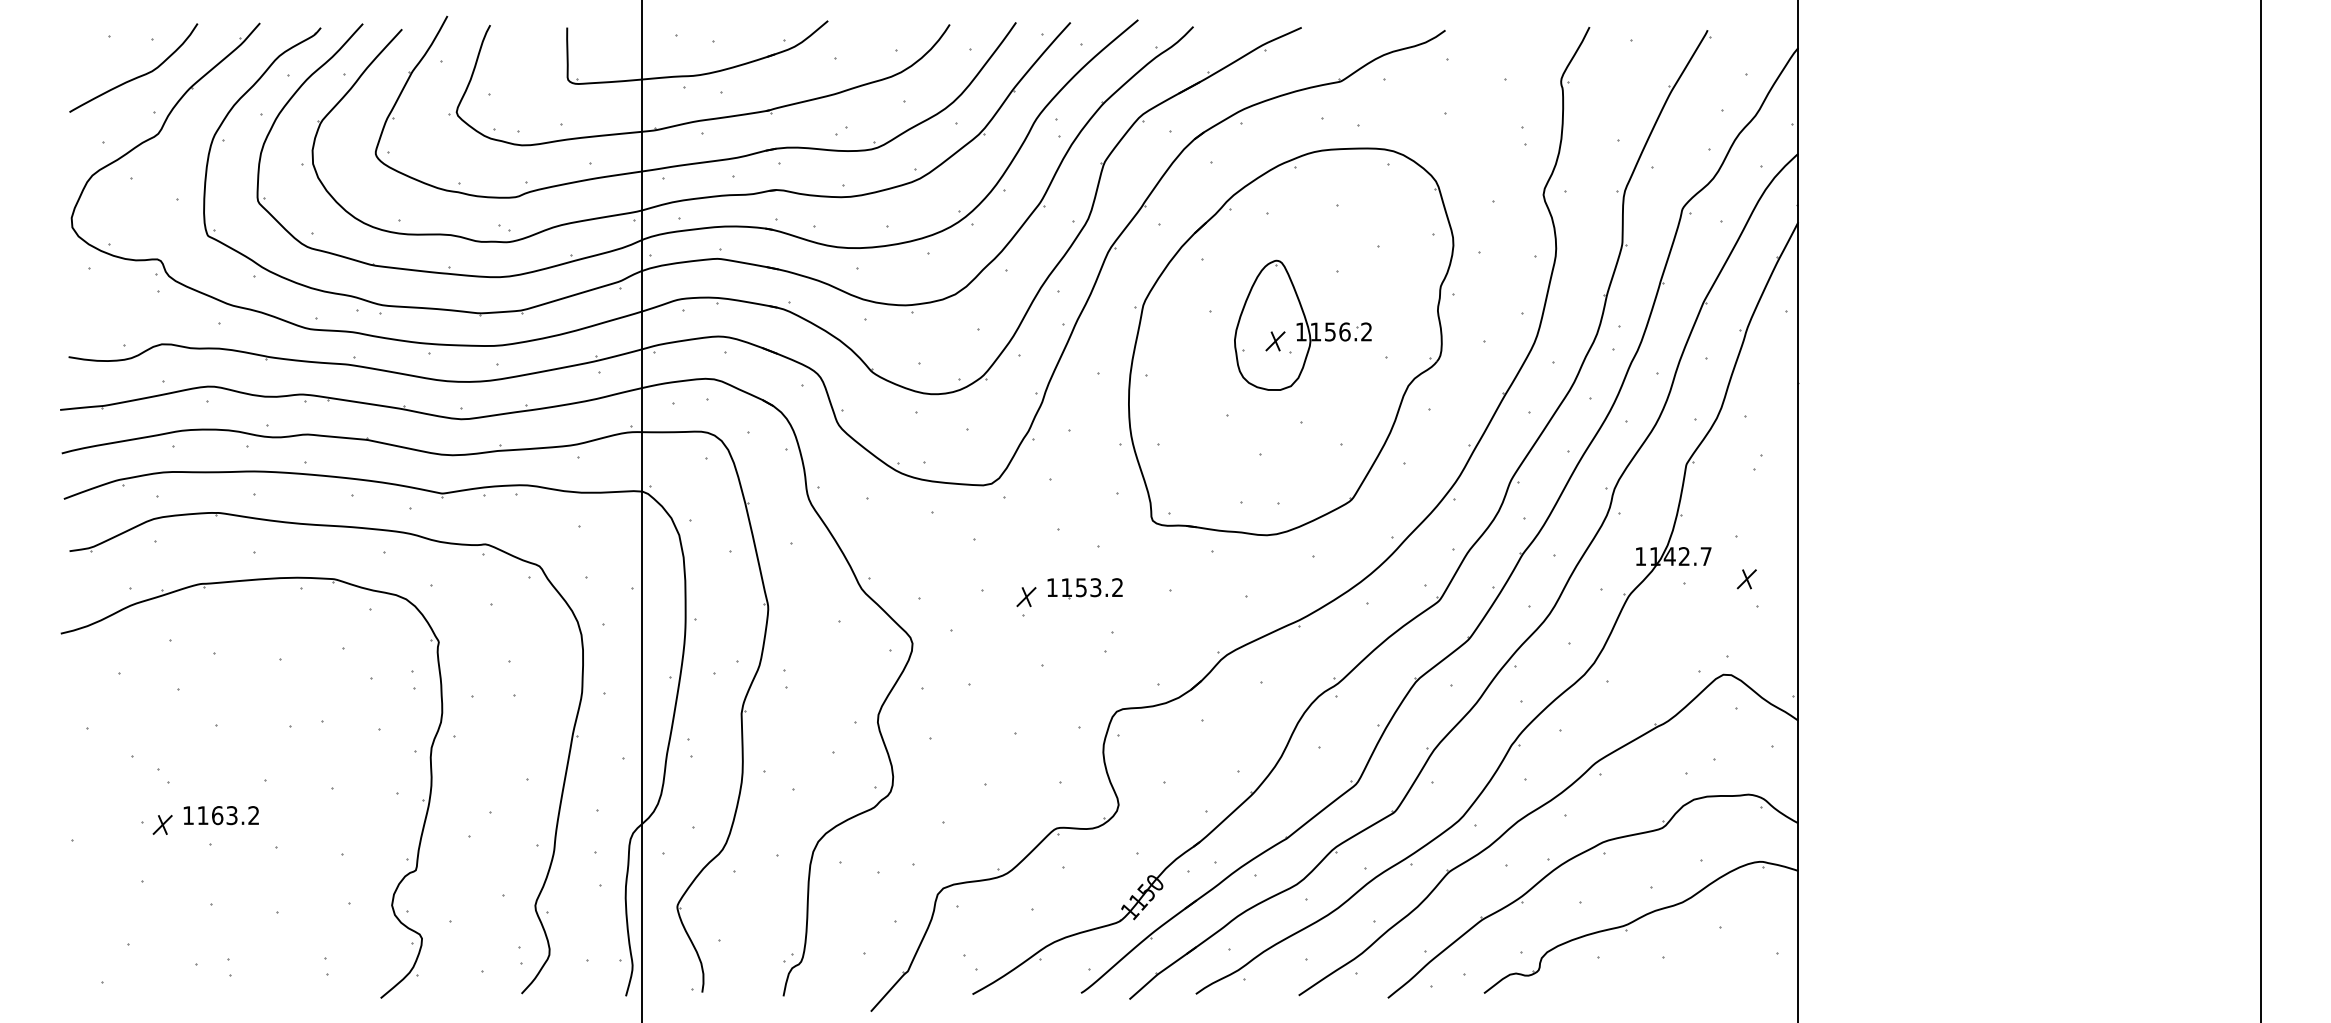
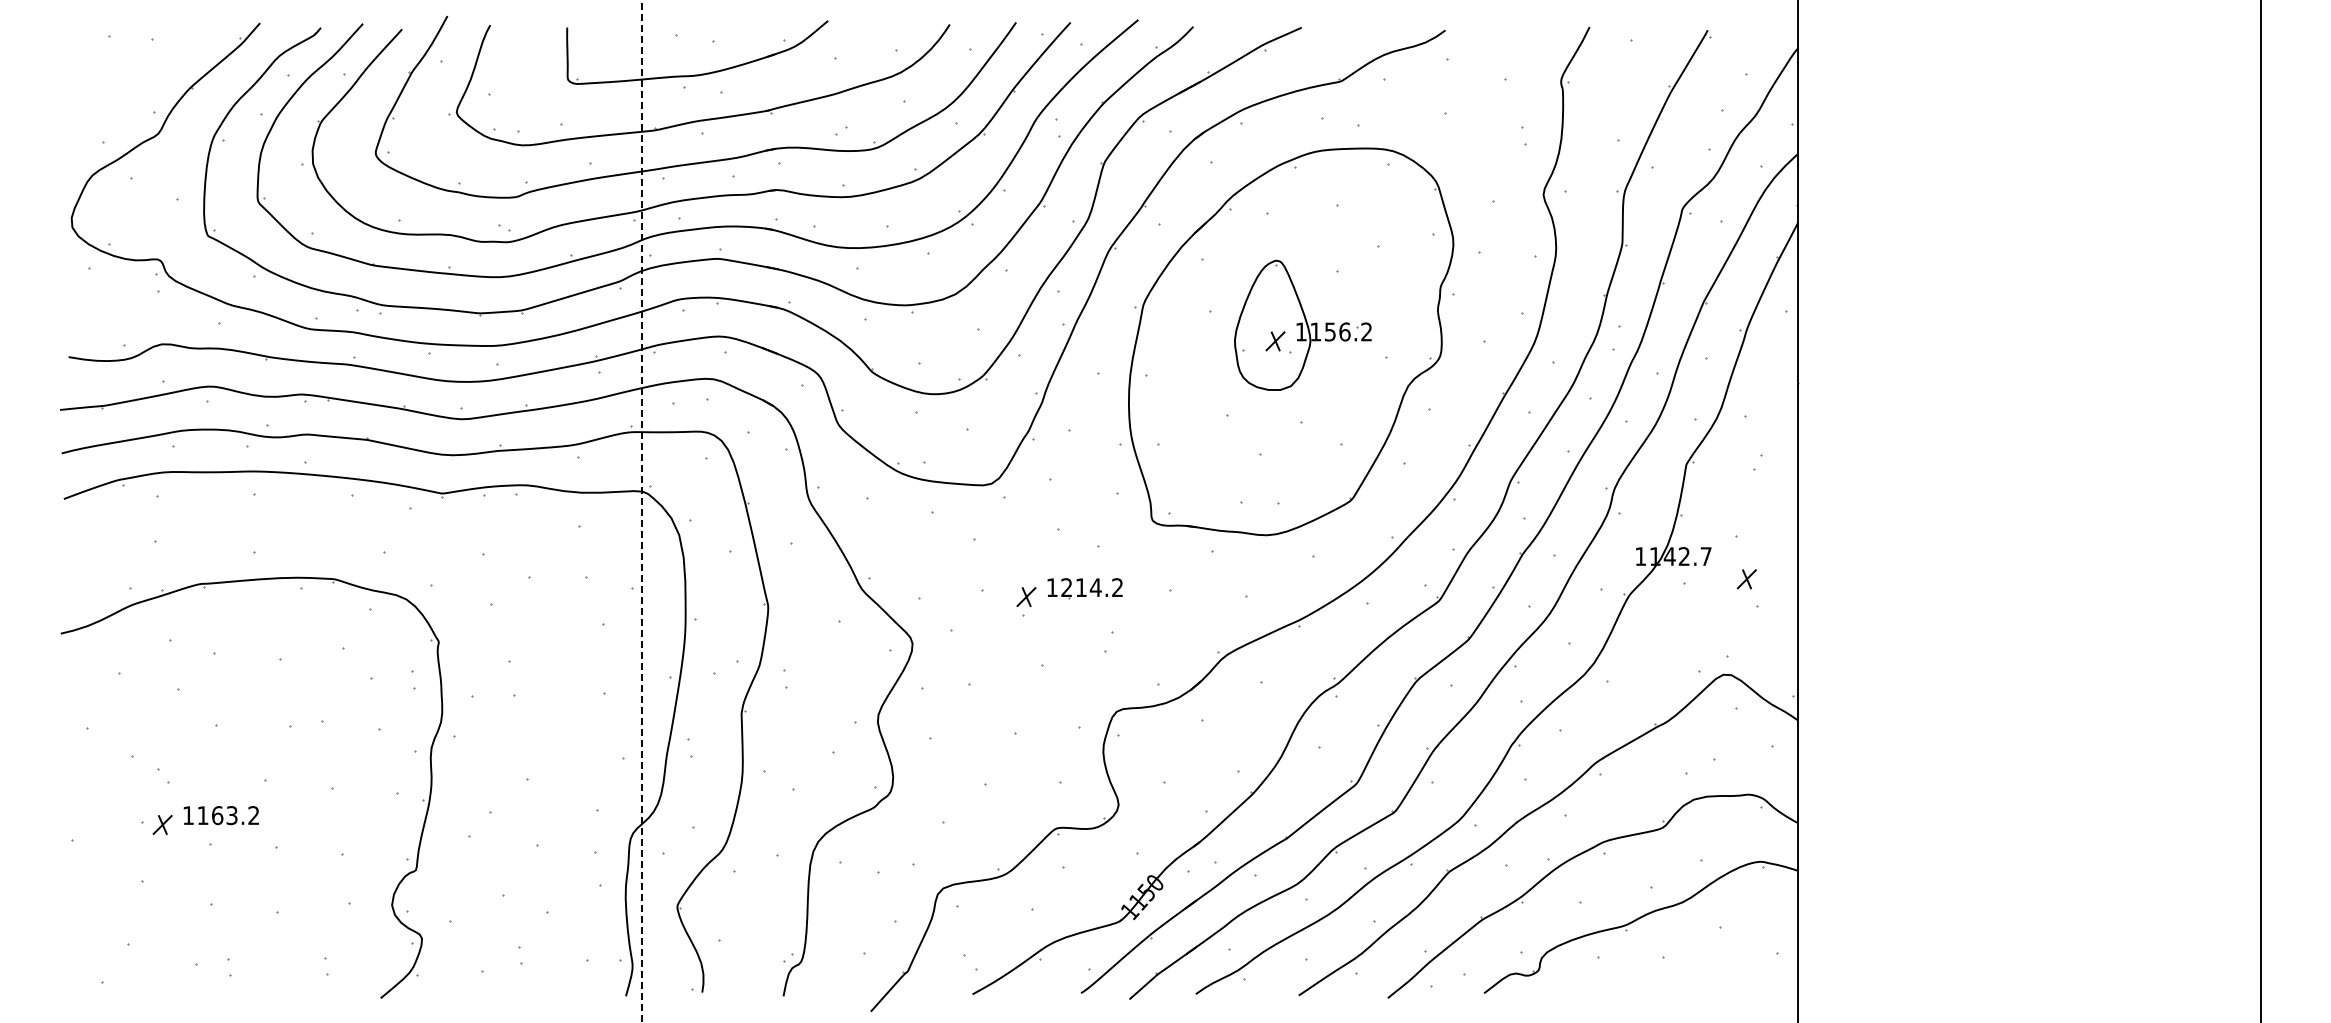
curve: present -> none (137, 76)
line: solid -> dashed (641, 511)
part: present -> none (337, 527)
text: 1153.2 -> 1214.2 (1081, 587)
